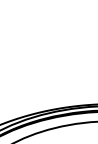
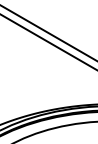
line: none -> present (48, 32)
line: none -> present (48, 41)
